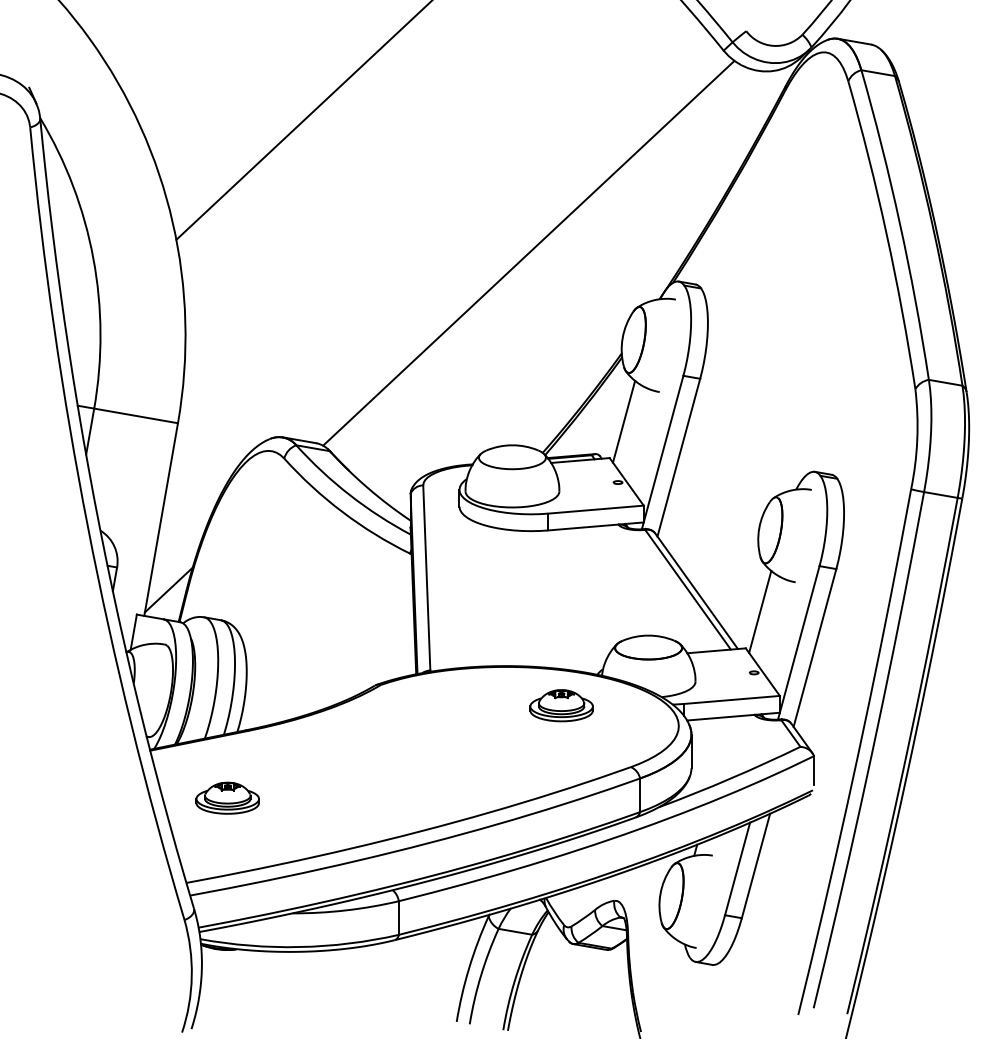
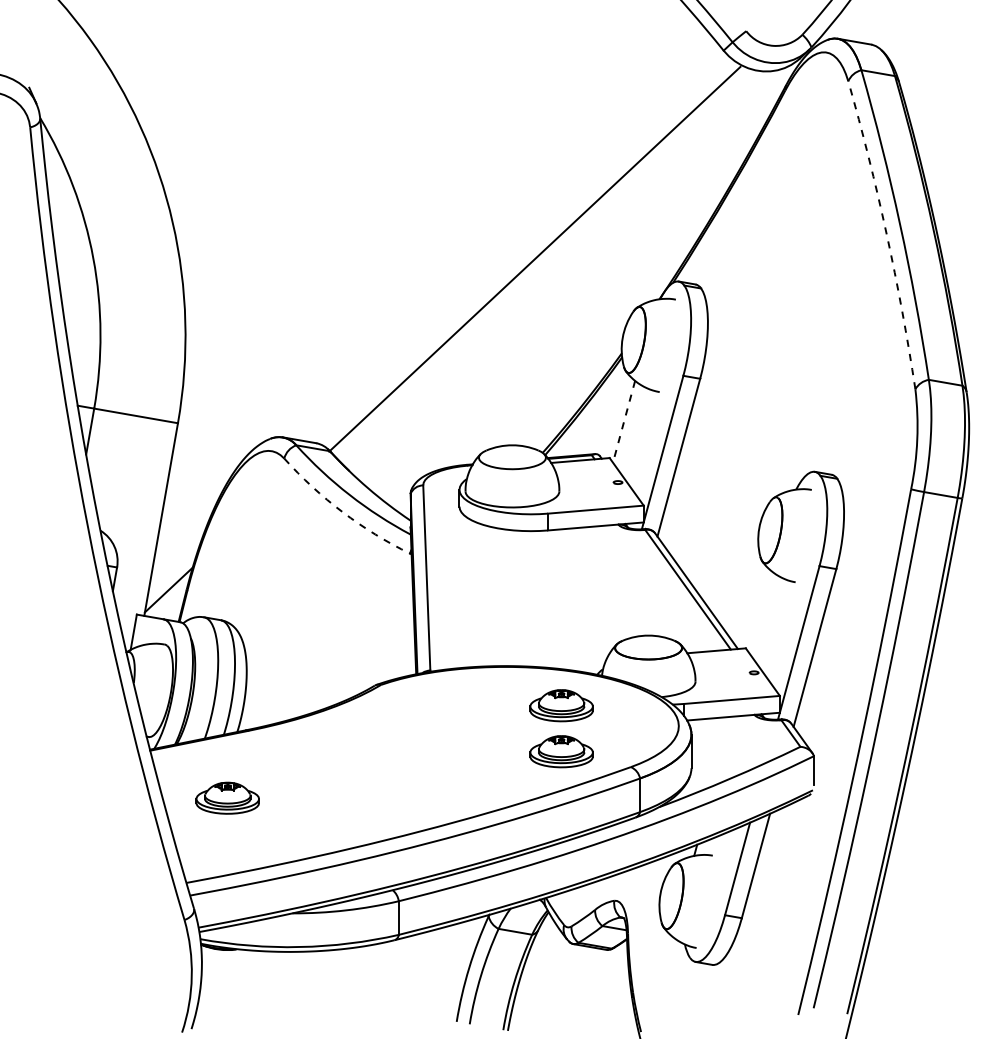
line: present -> none (303, 120)
arc: solid -> dashed (886, 234)
line position: (528, 252) -> (534, 258) (534, 258)
line: solid -> dashed (623, 422)
arc: solid -> dashed (342, 512)
line: present -> none (760, 611)
part: none -> present (561, 751)
